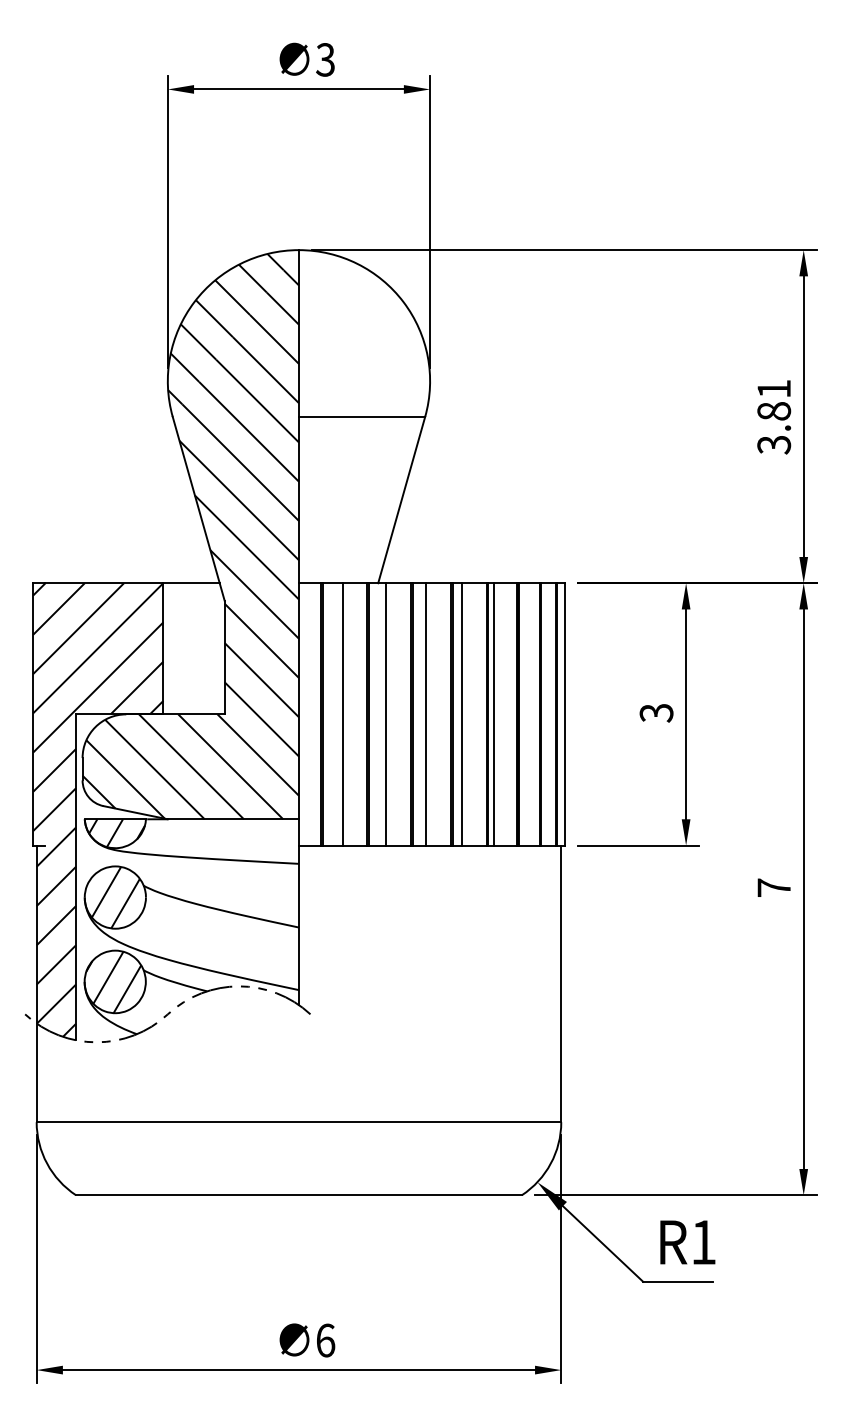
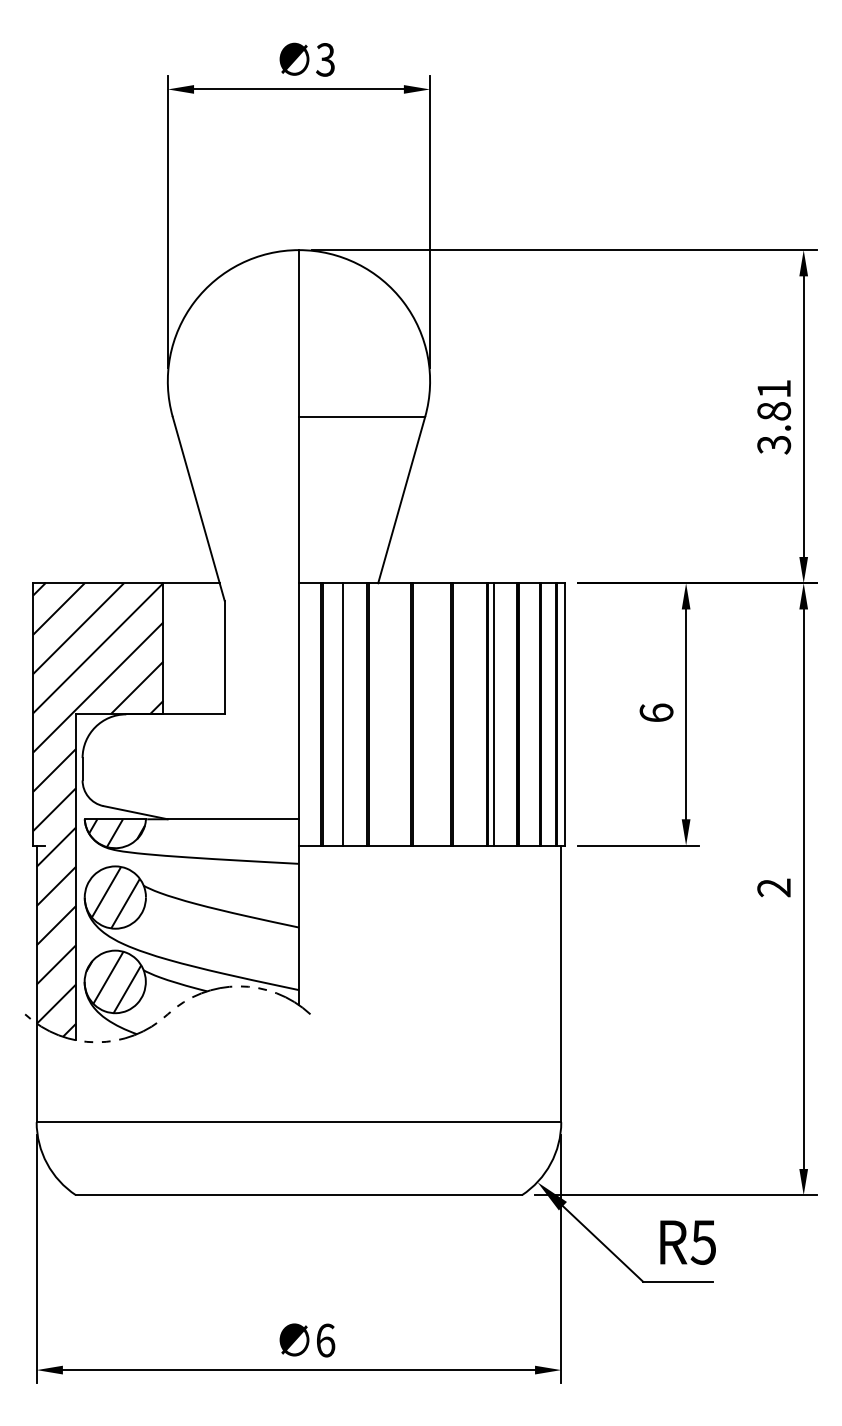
hatch: present -> none (190, 536)
text: 3 -> 6 (656, 712)
line: present -> none (385, 714)
line: present -> none (425, 714)
line: present -> none (462, 714)
text: 7 -> 2 (773, 887)
text: R1 -> R5 (702, 1242)
